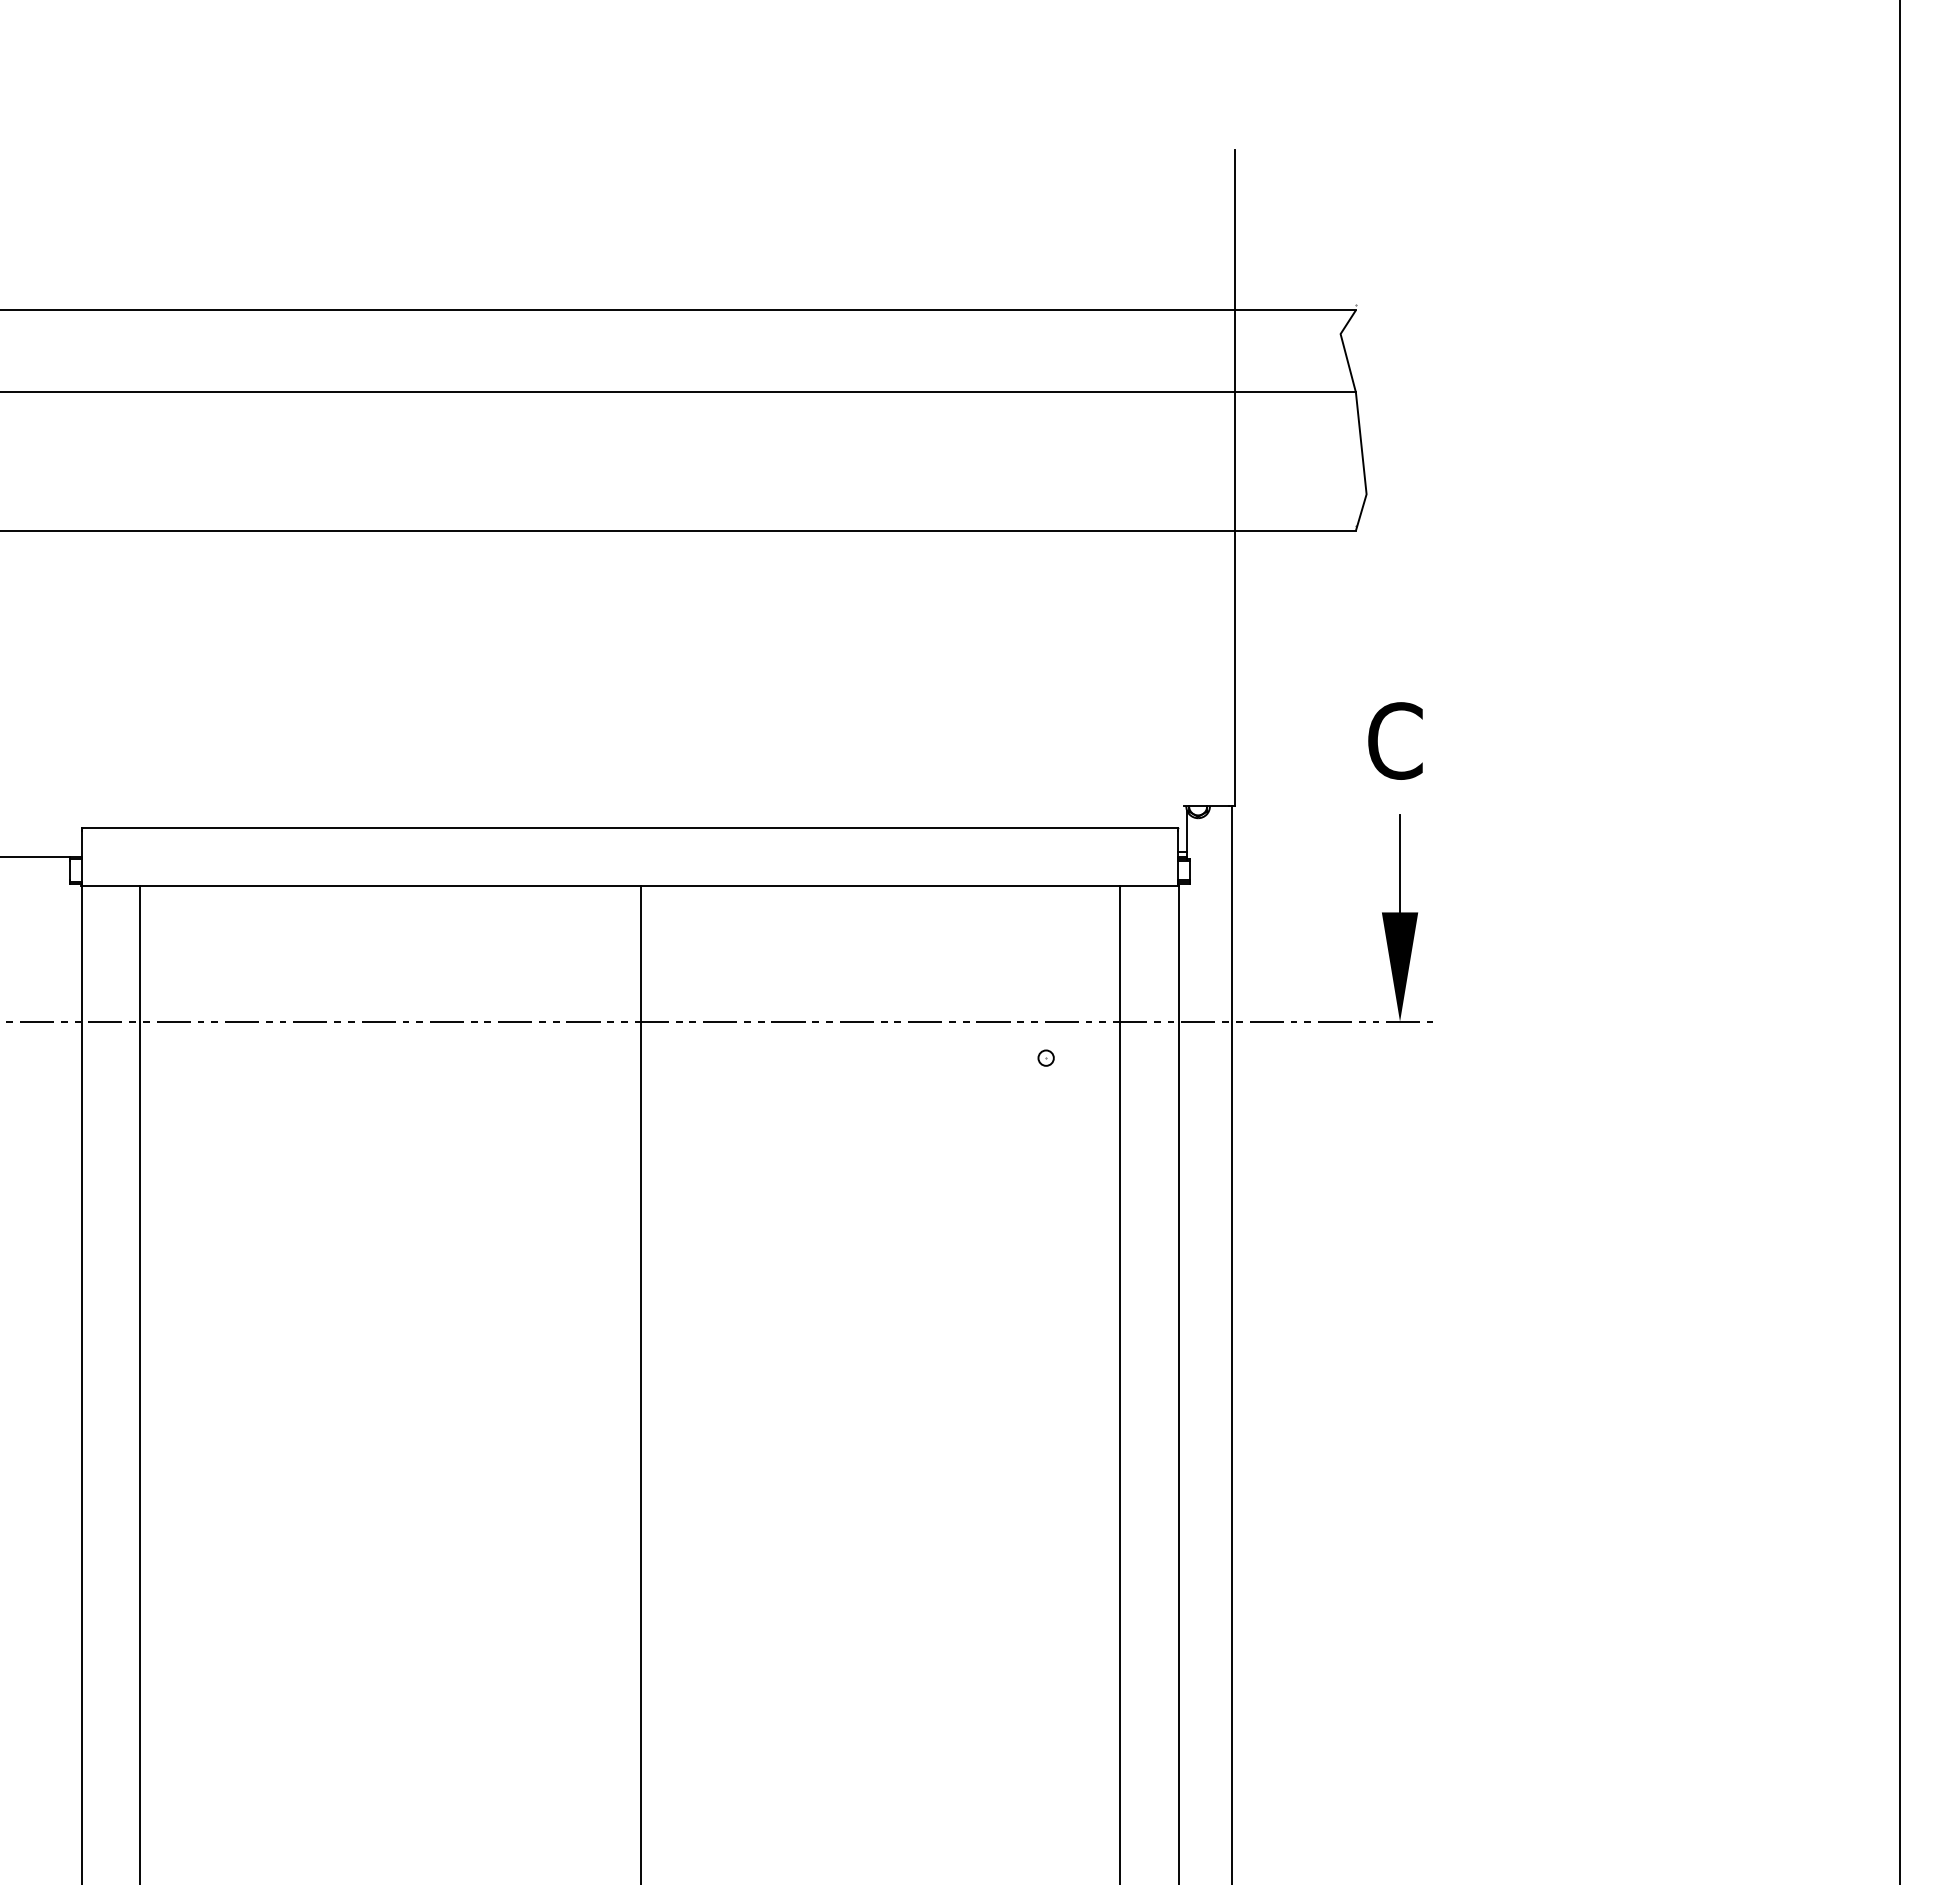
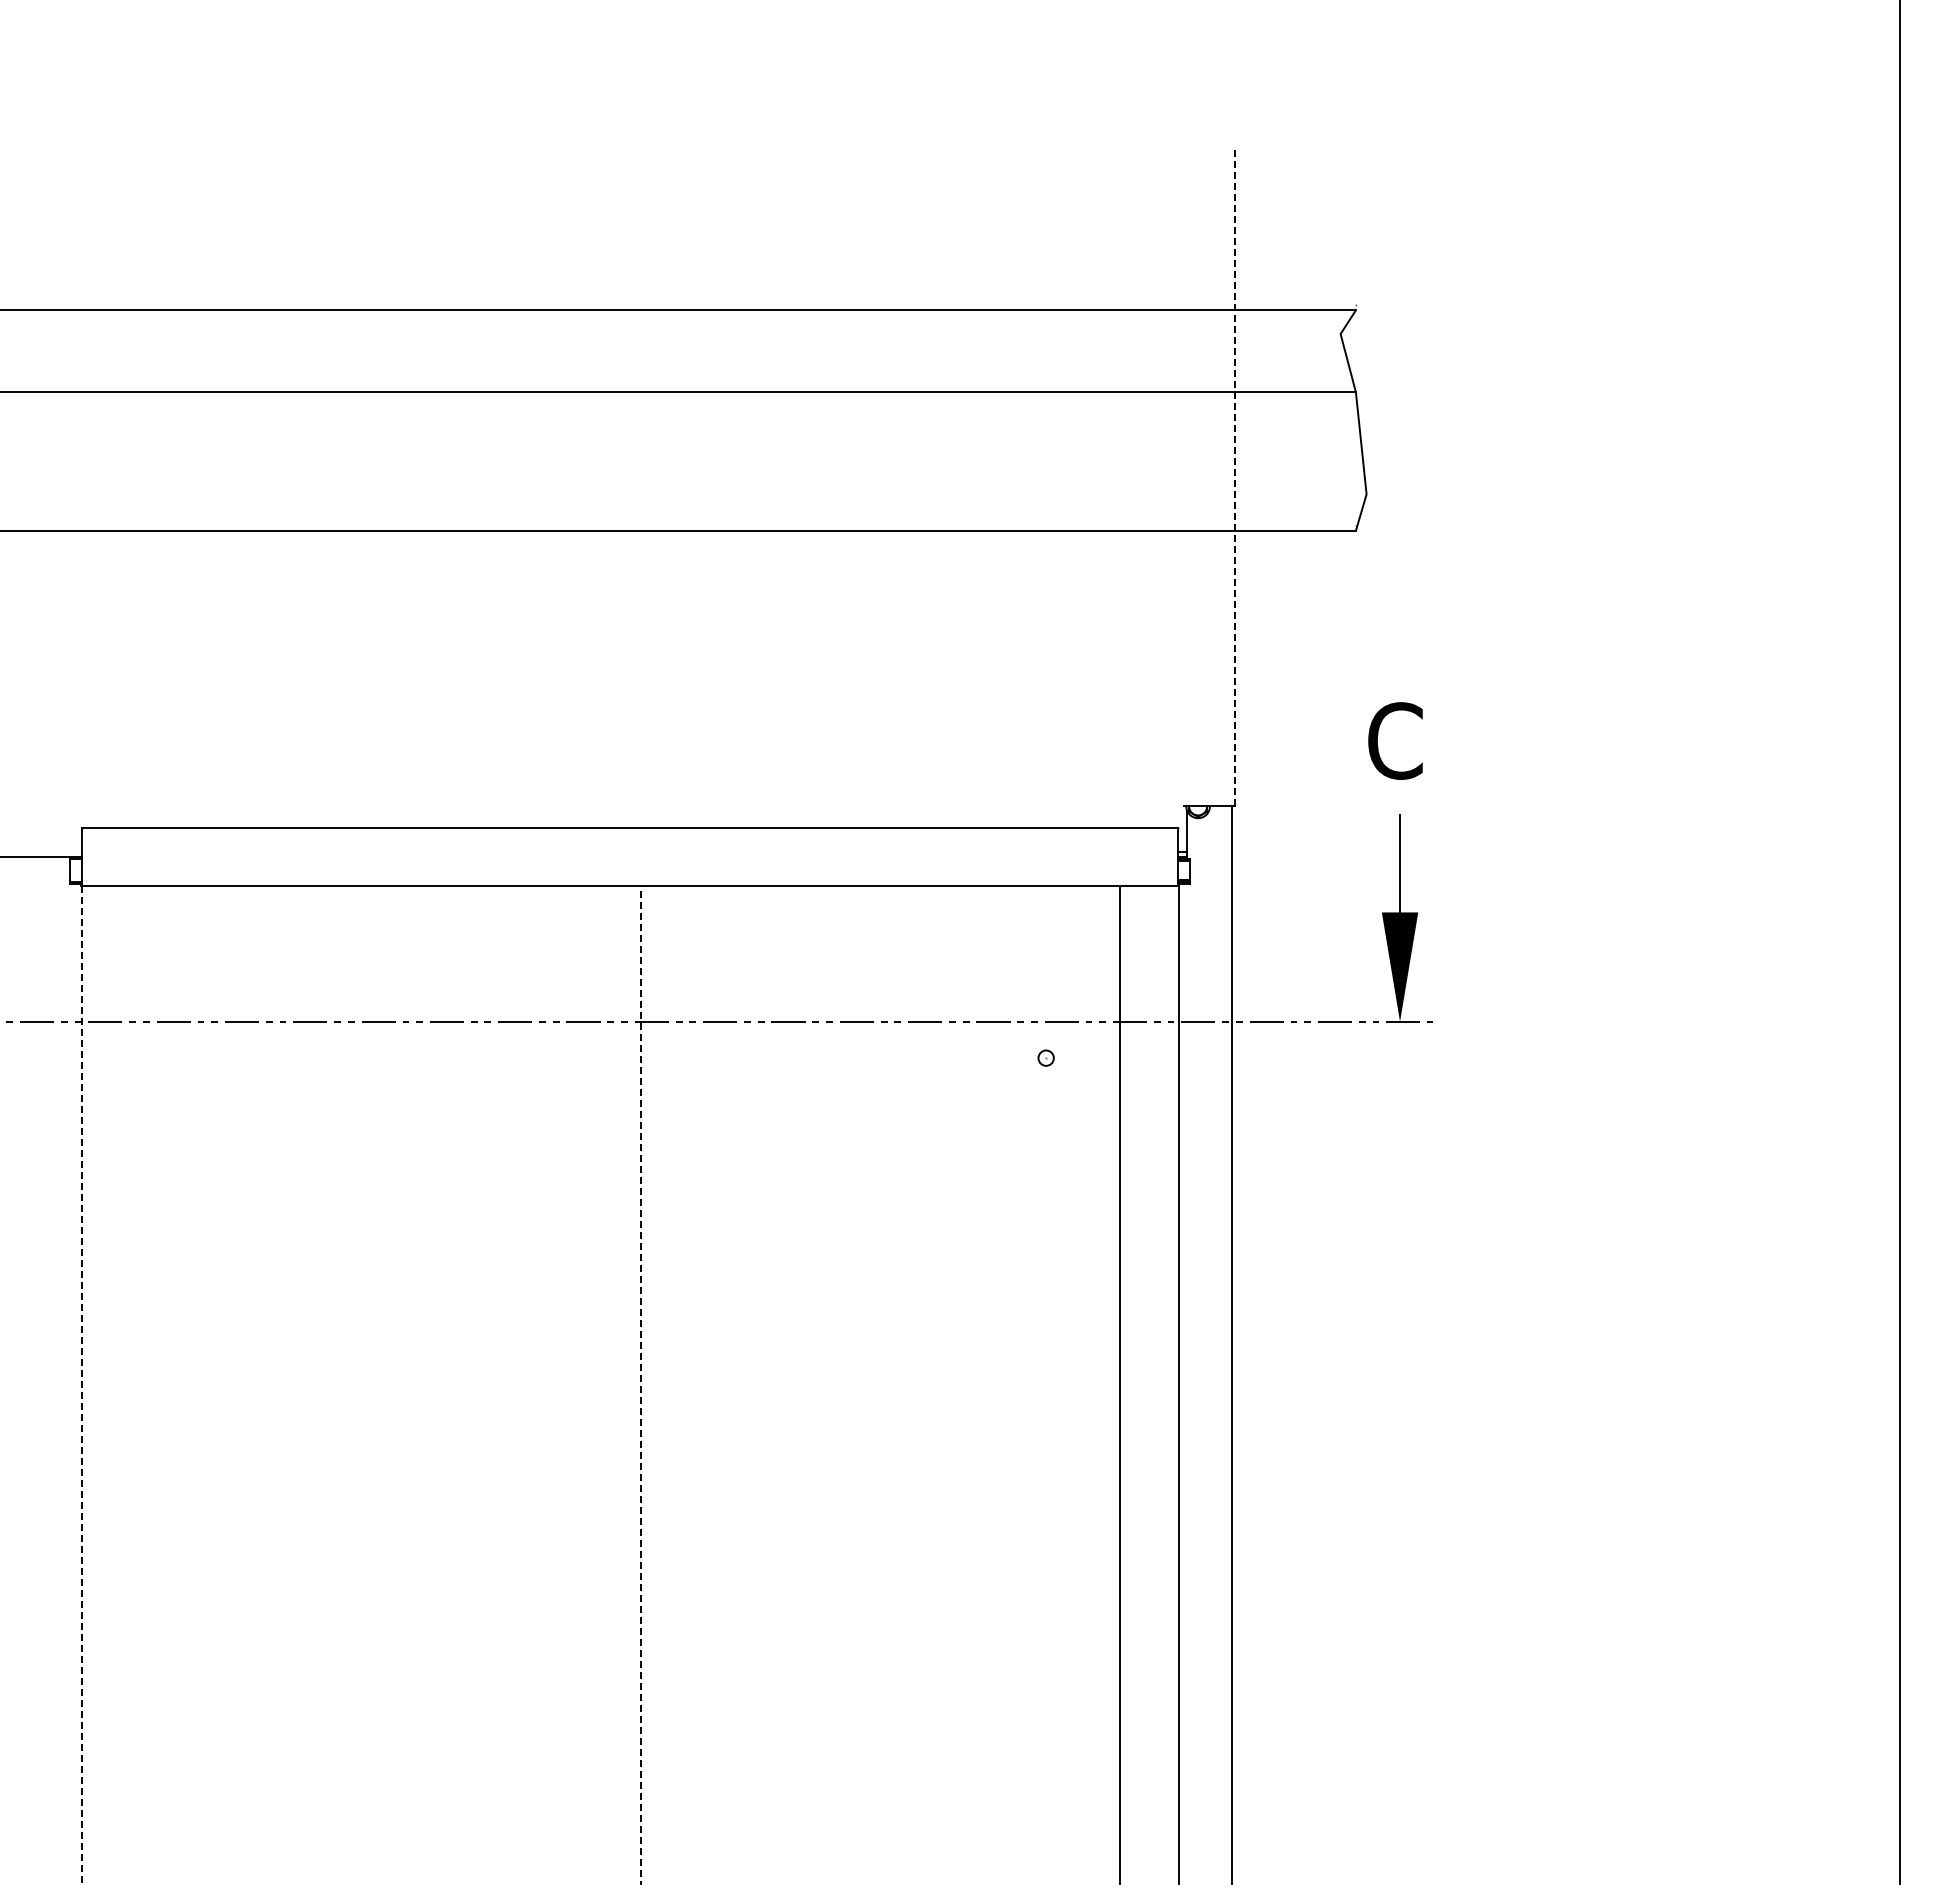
line: solid -> dashed (1234, 478)
line: present -> none (139, 1383)
line: solid -> dashed (640, 1384)
line: solid -> dashed (81, 1385)
